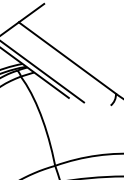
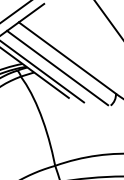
line: none -> present (15, 11)
line: none -> present (108, 19)
line: none -> present (57, 67)
